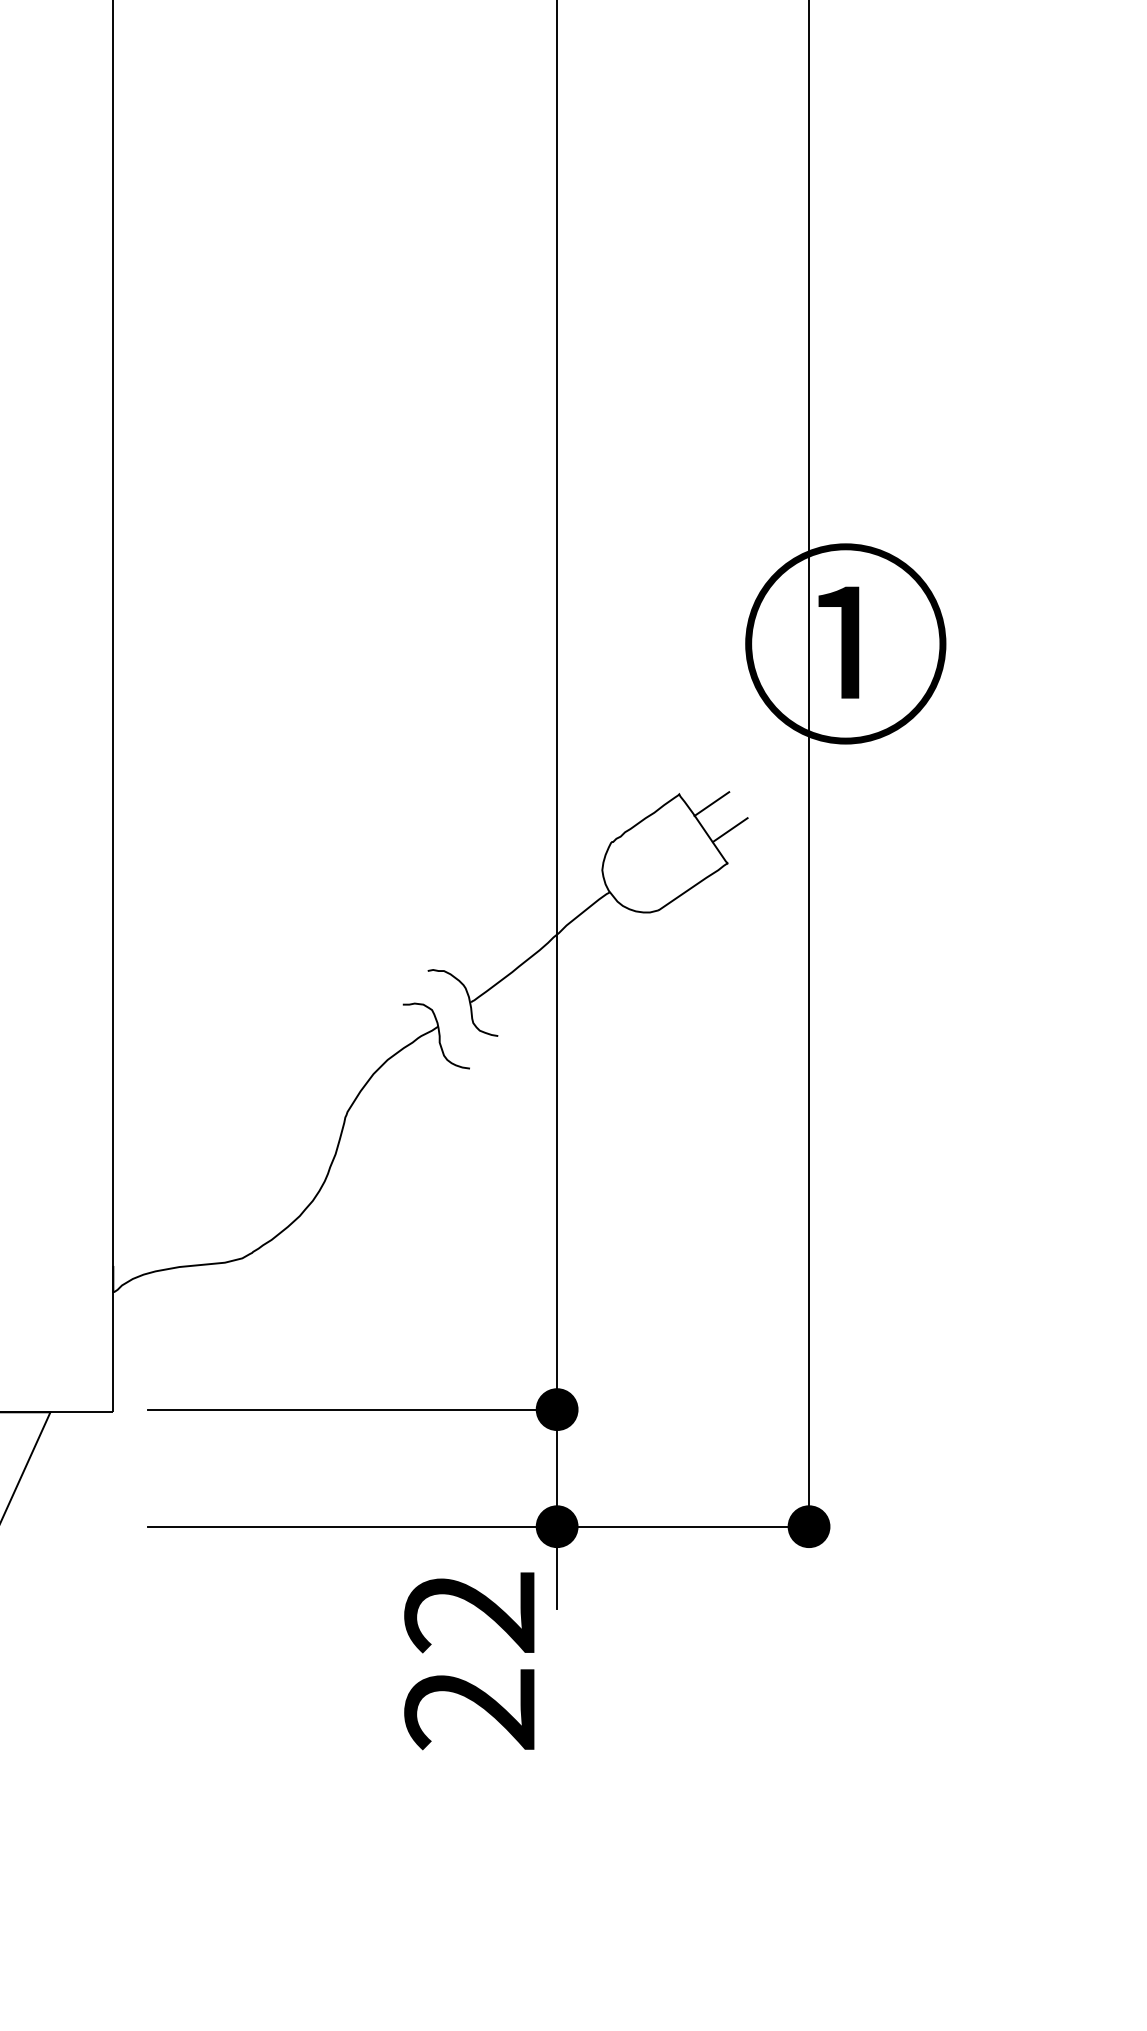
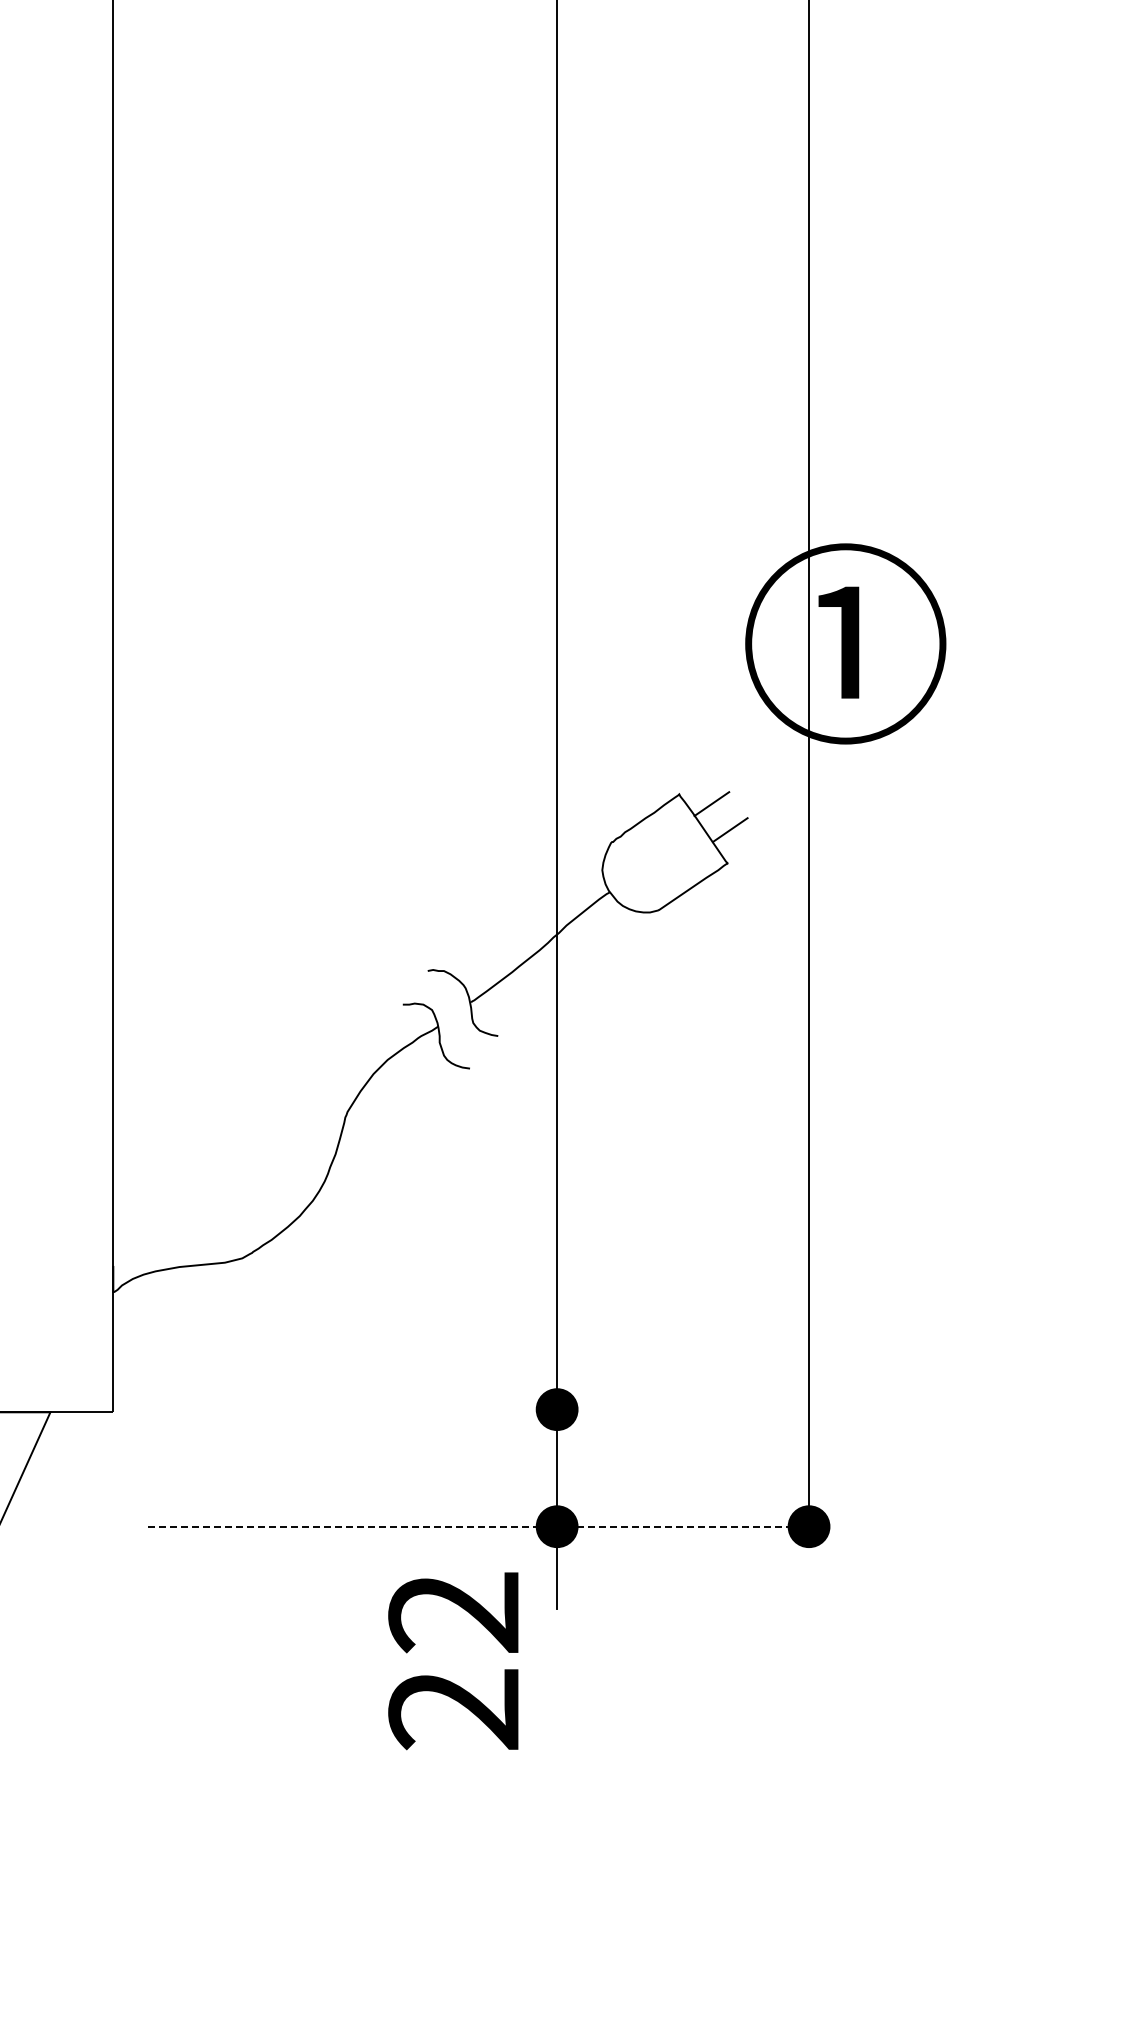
line: present -> none (352, 1409)
line: solid -> dashed (479, 1526)
text position: (469, 1661) -> (453, 1661) (453, 1661)
